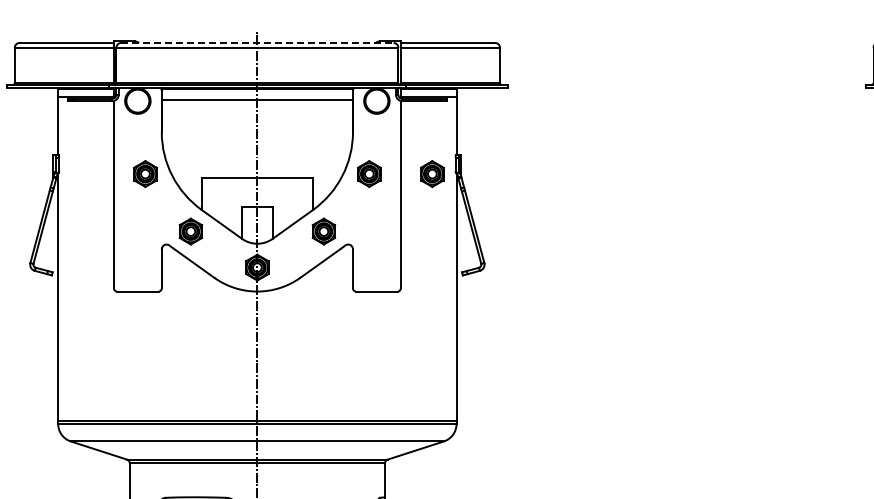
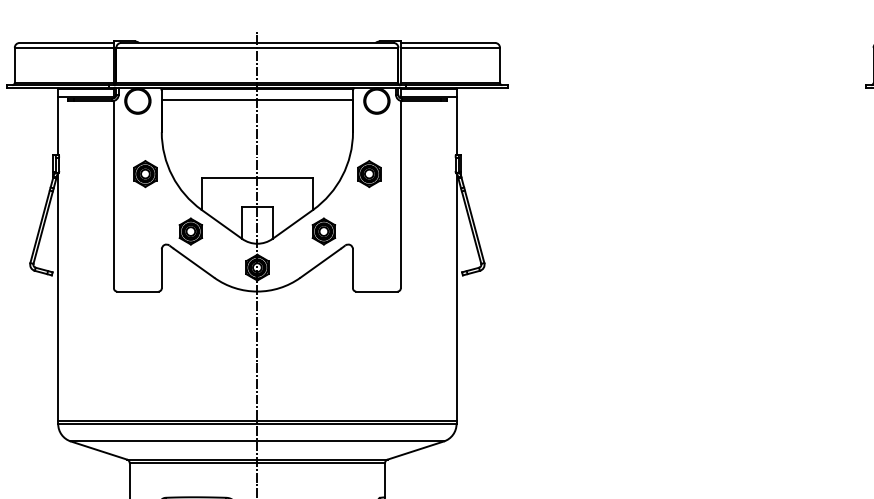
line: dashed -> solid (257, 42)
part: present -> none (432, 174)
